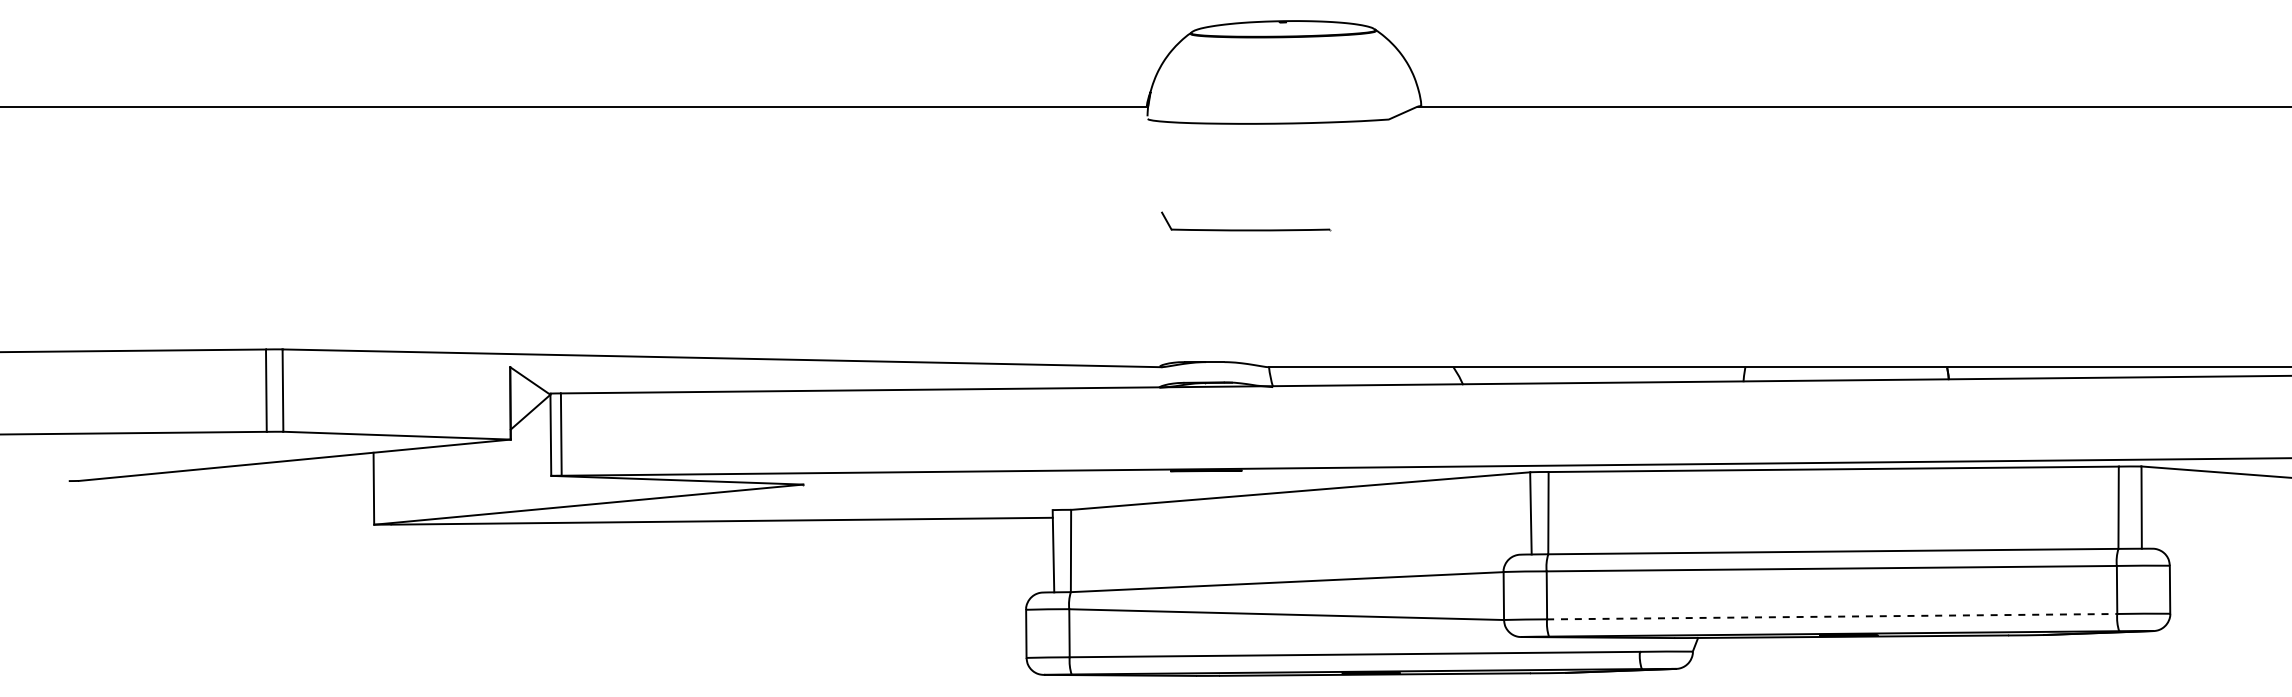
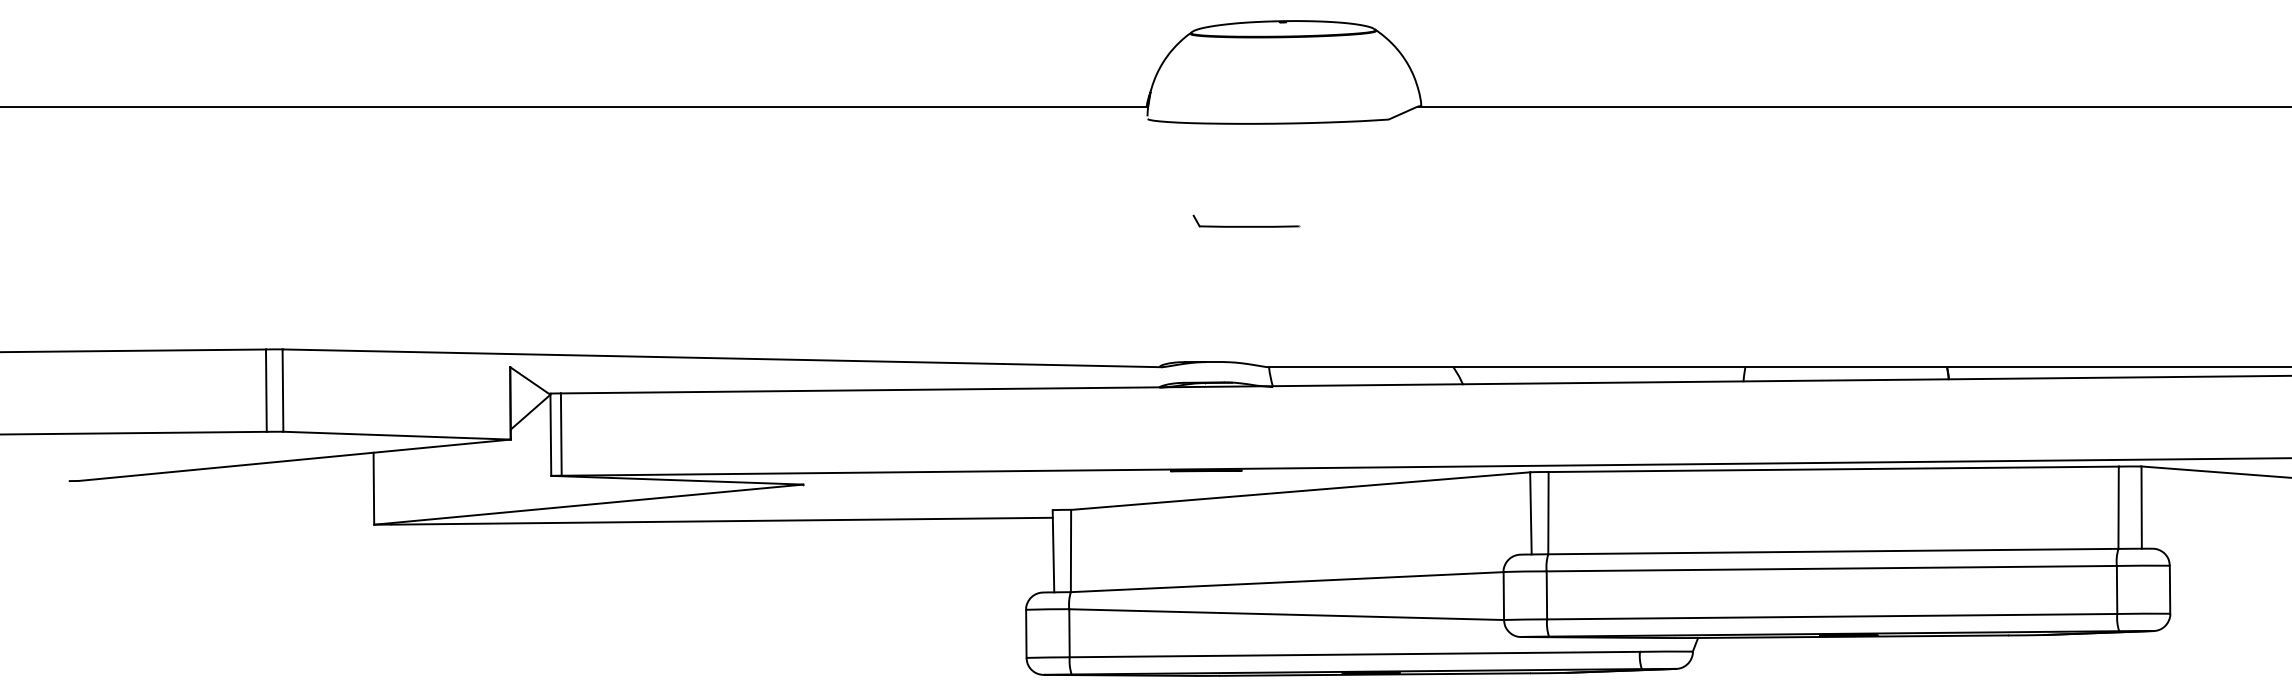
part size: 171x21 px -> 109x14 px (1246, 220)
line: dashed -> solid (1832, 616)
